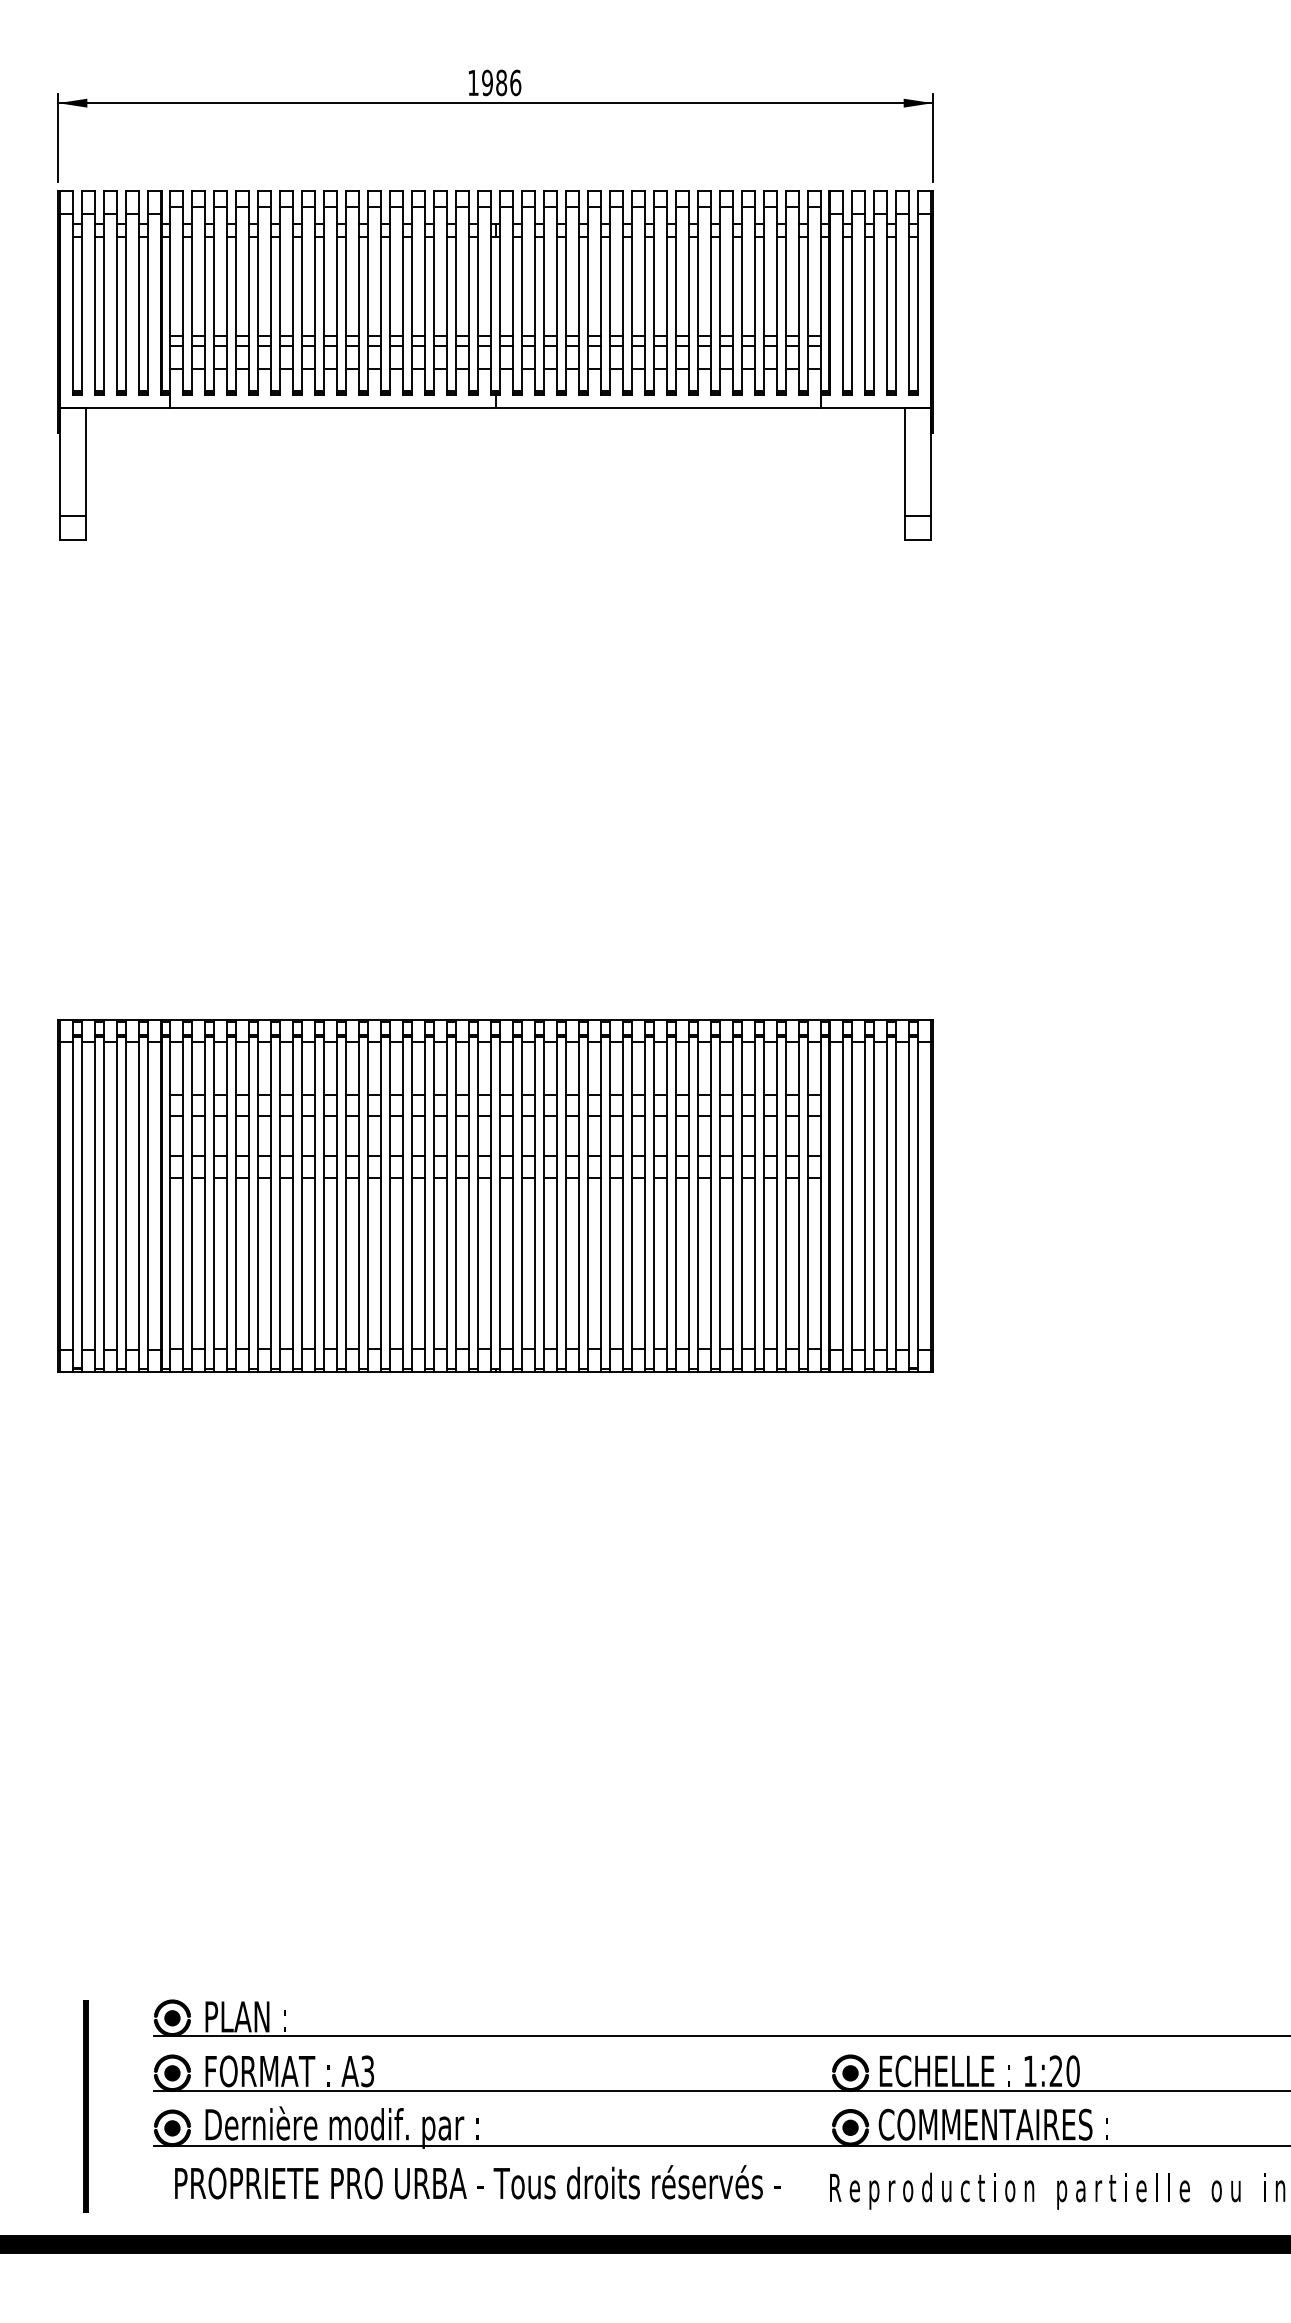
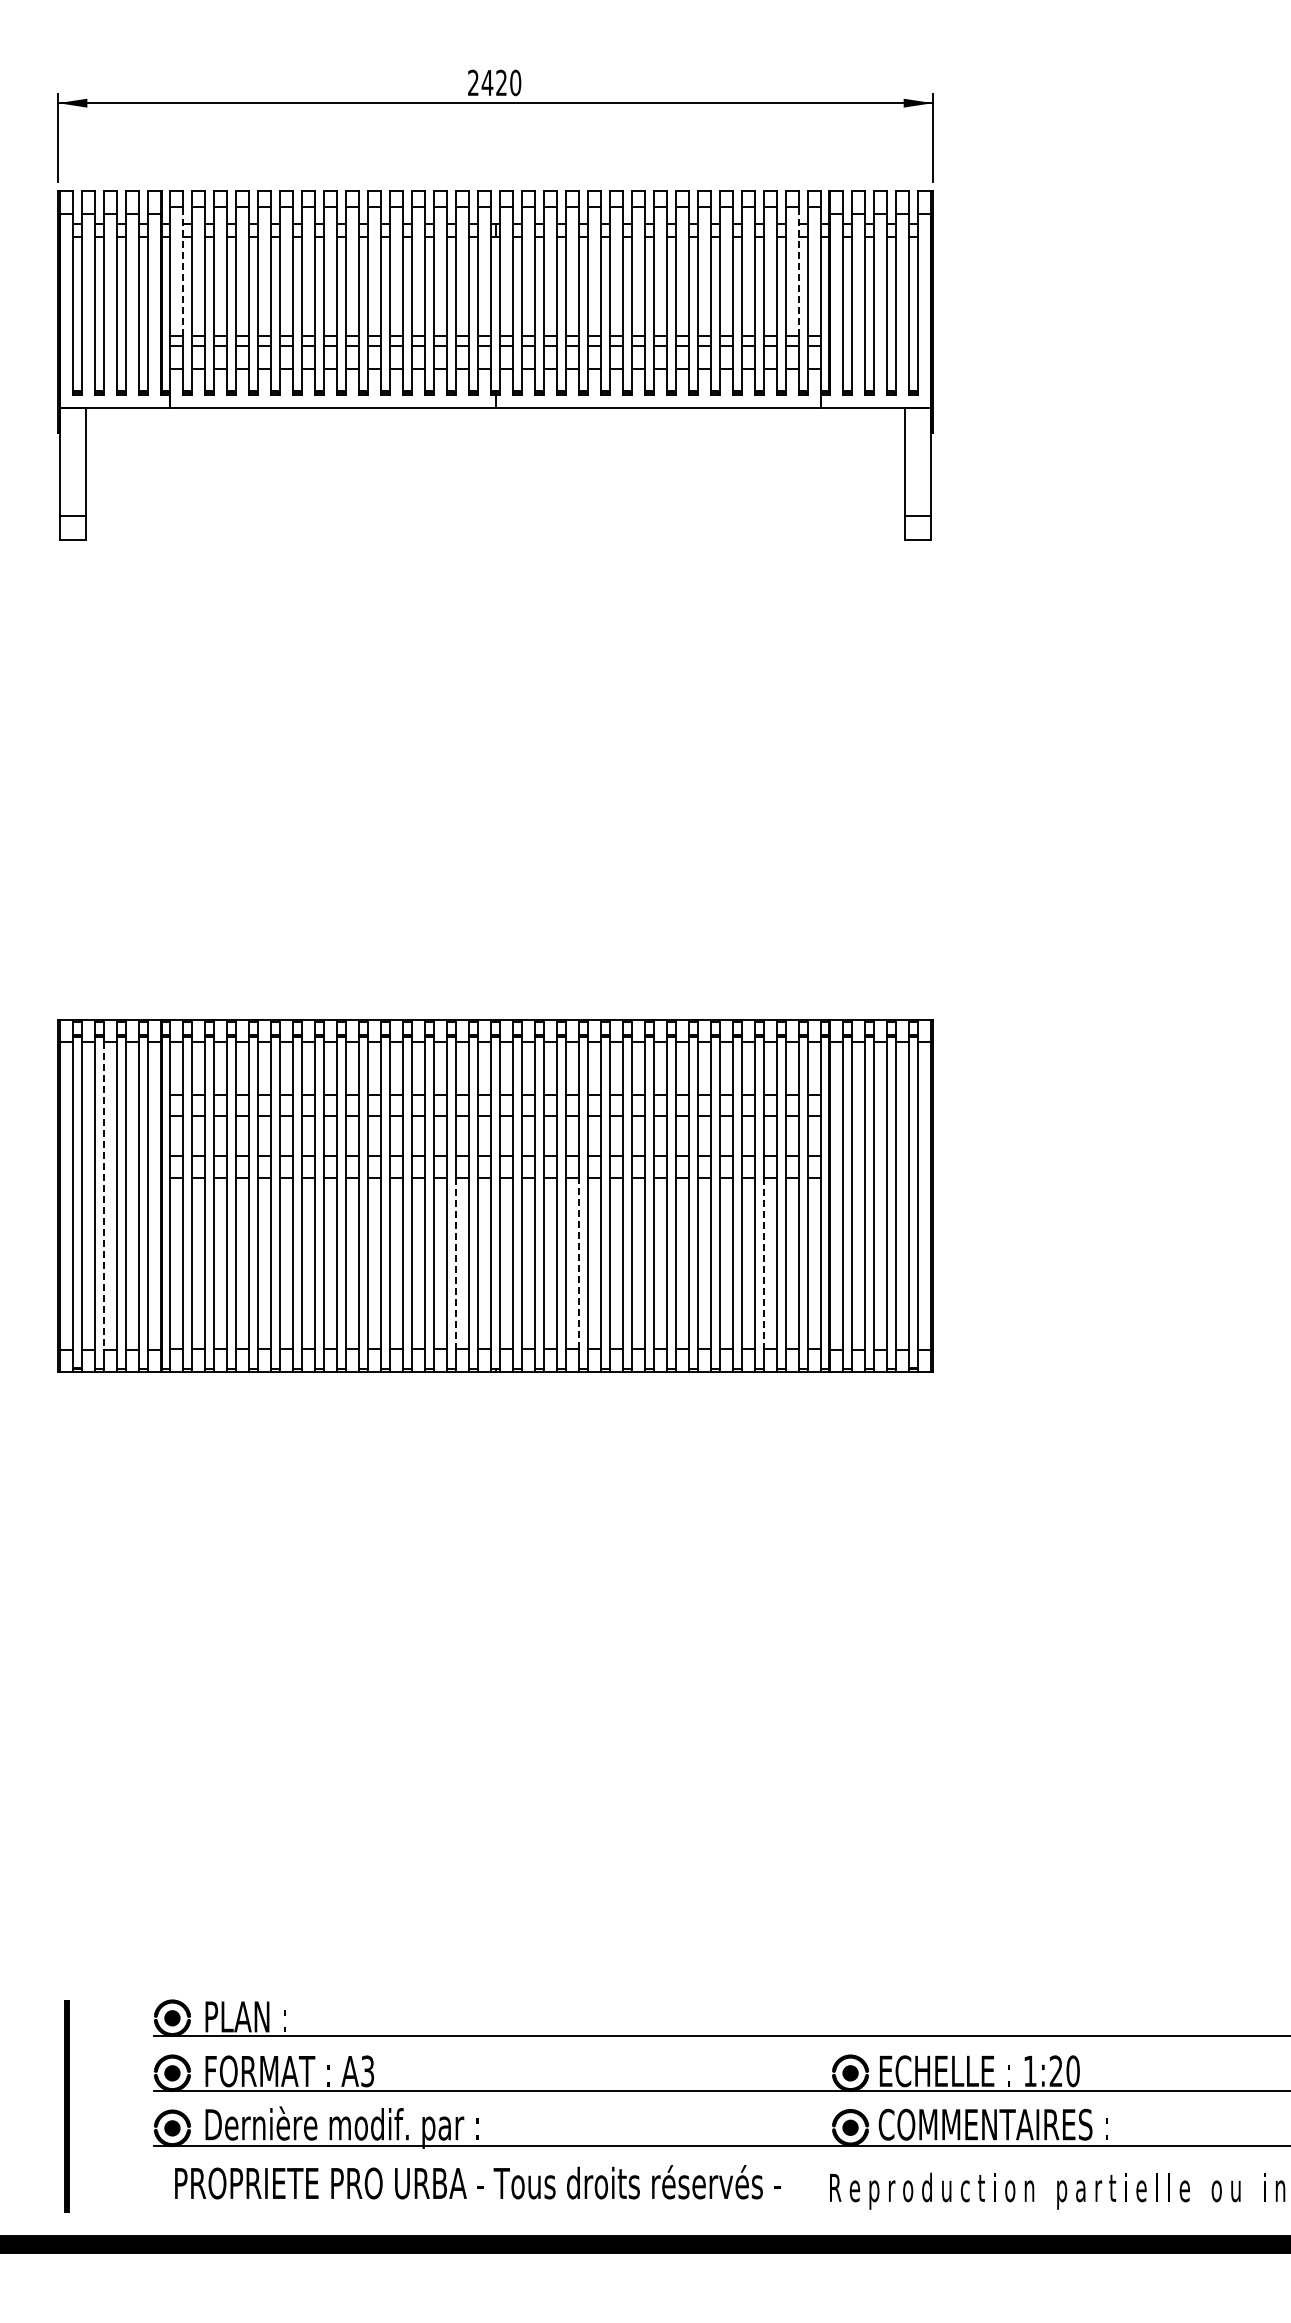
text: 1986 -> 2420 (494, 82)
line: solid -> dashed (182, 271)
line: solid -> dashed (799, 271)
line: solid -> dashed (103, 1195)
line: solid -> dashed (579, 1262)
line: solid -> dashed (455, 1263)
line: solid -> dashed (764, 1263)
part position: (85, 2106) -> (66, 2106) (66, 2106)
